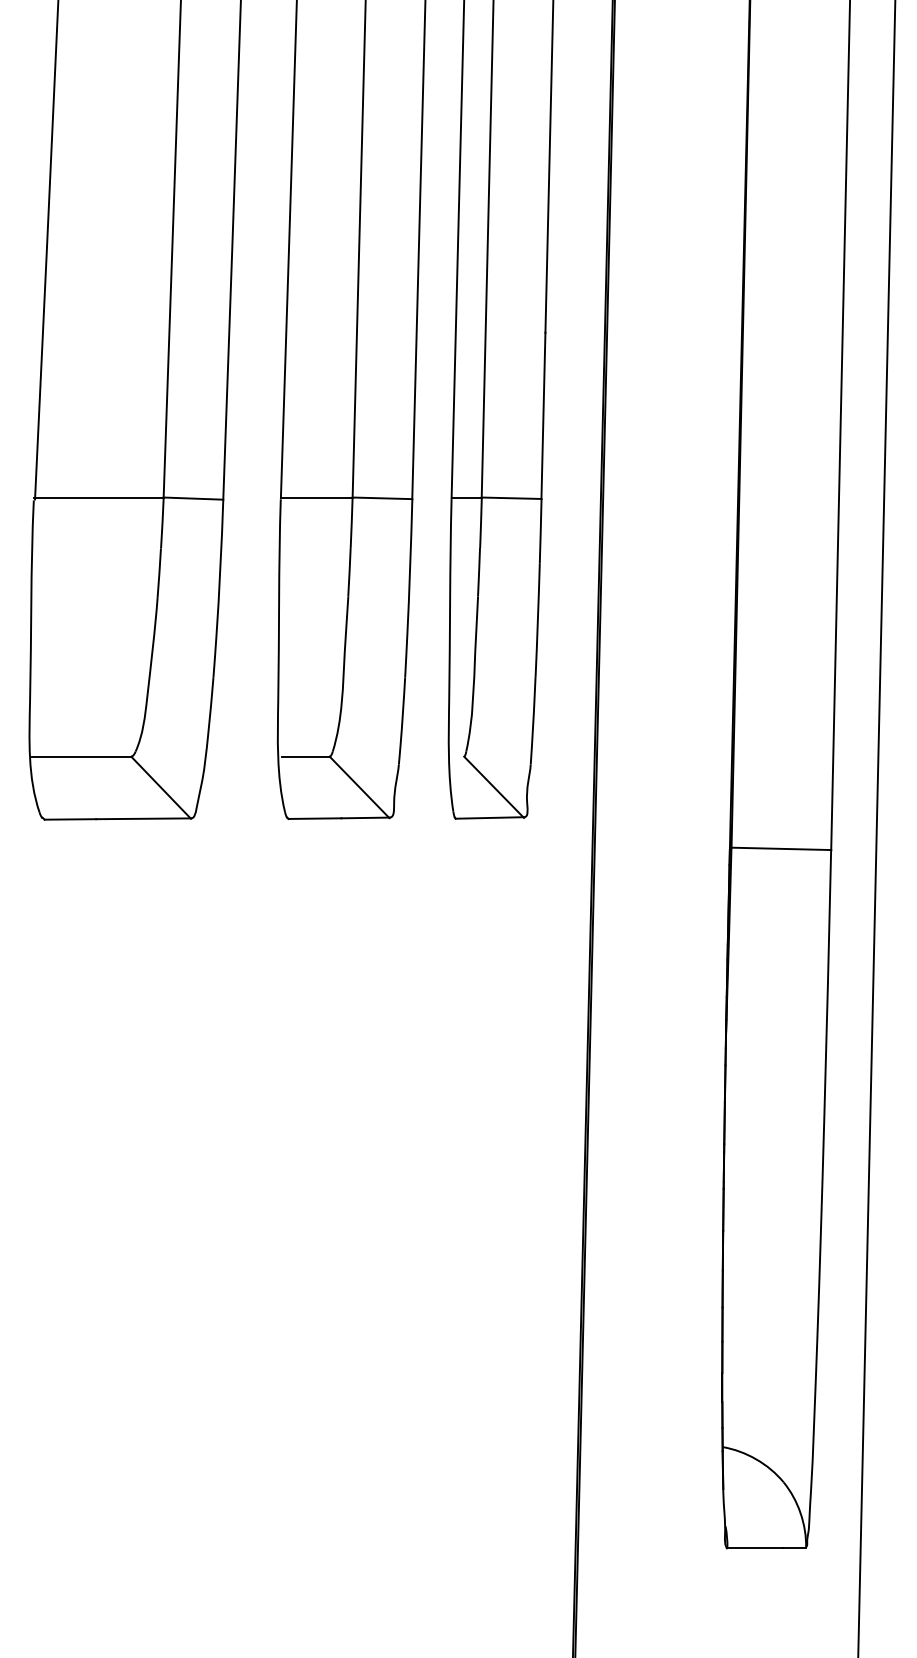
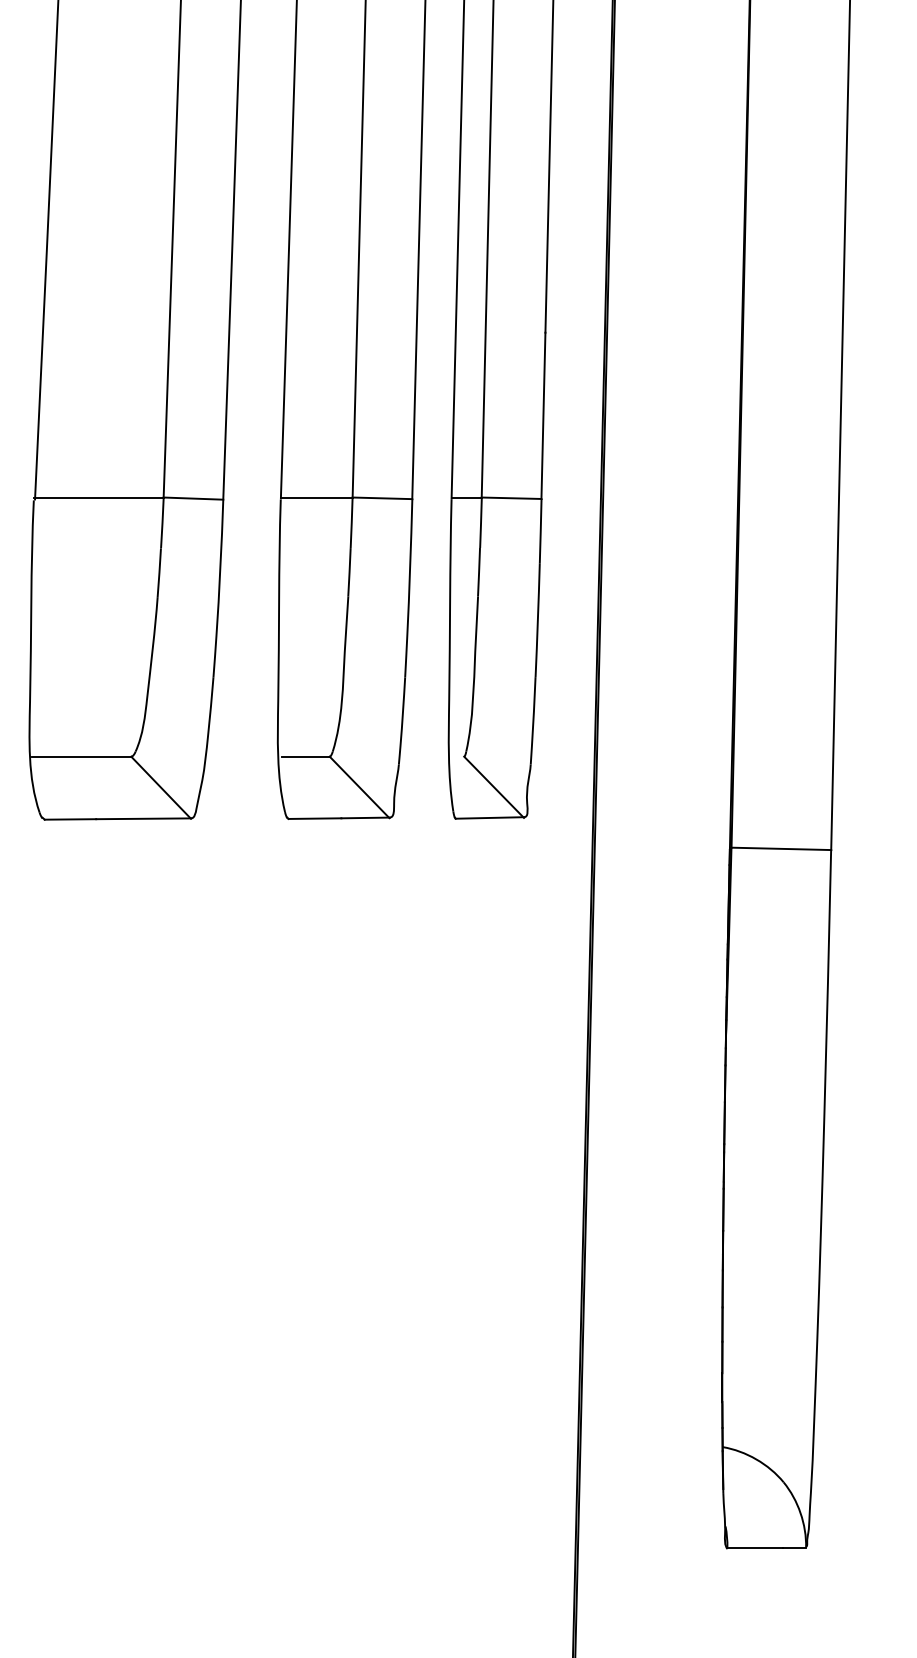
line: present -> none (876, 828)
